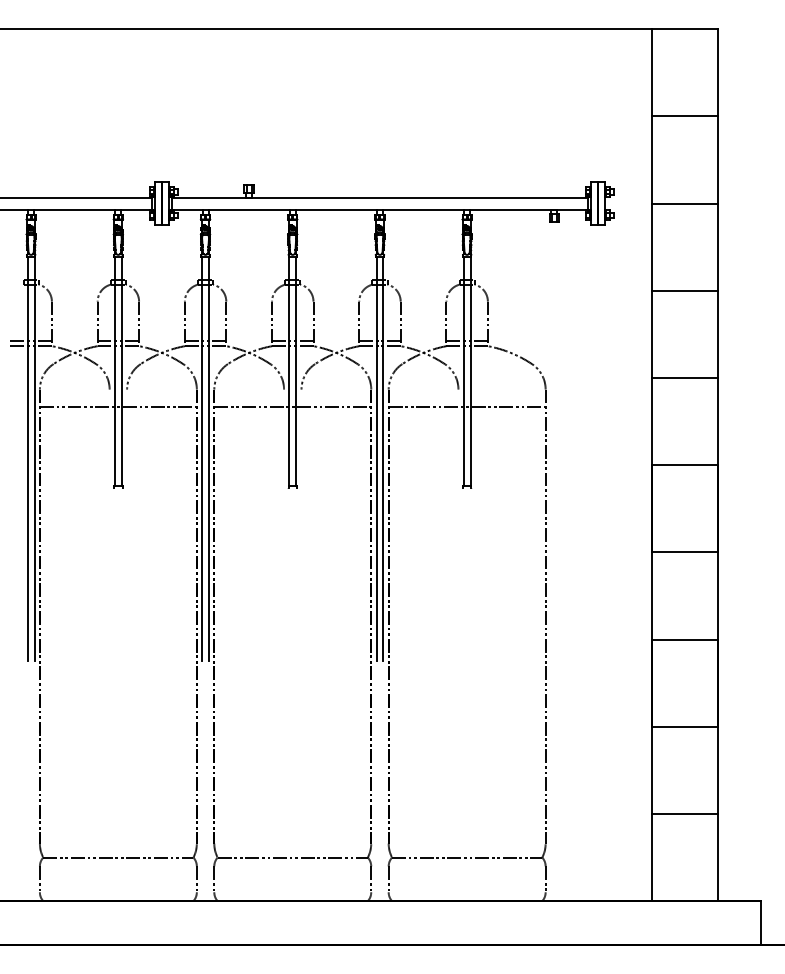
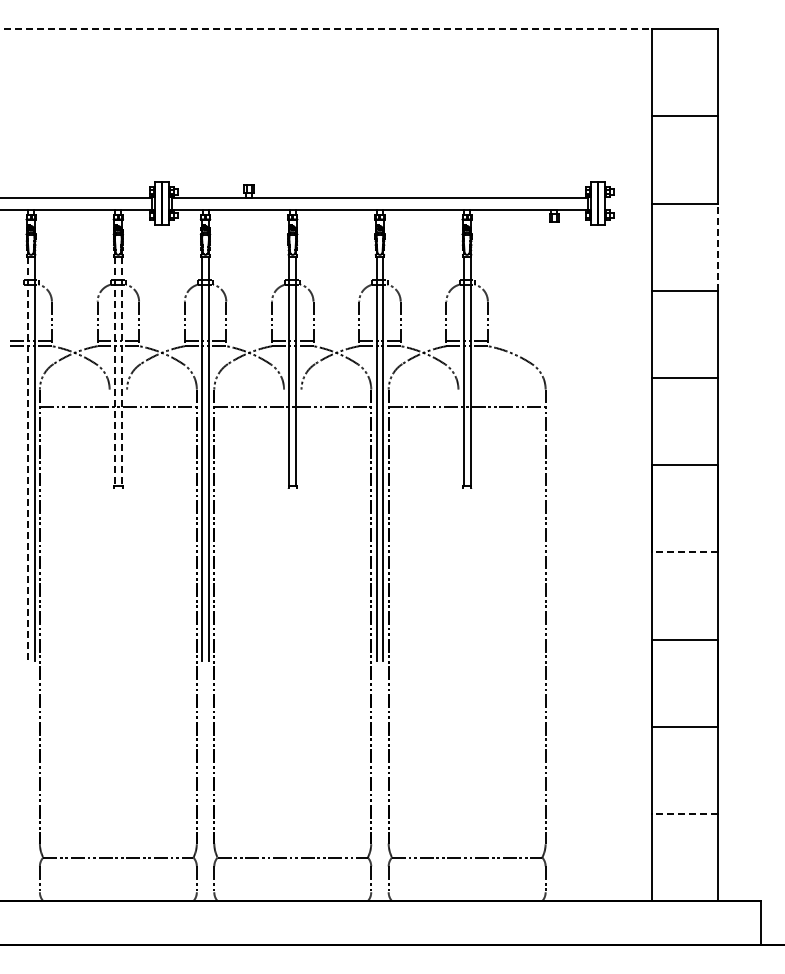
line: solid -> dashed (326, 29)
line: solid -> dashed (717, 247)
line: solid -> dashed (114, 371)
line: solid -> dashed (121, 371)
line: solid -> dashed (27, 458)
line: solid -> dashed (685, 552)
line: solid -> dashed (685, 813)
